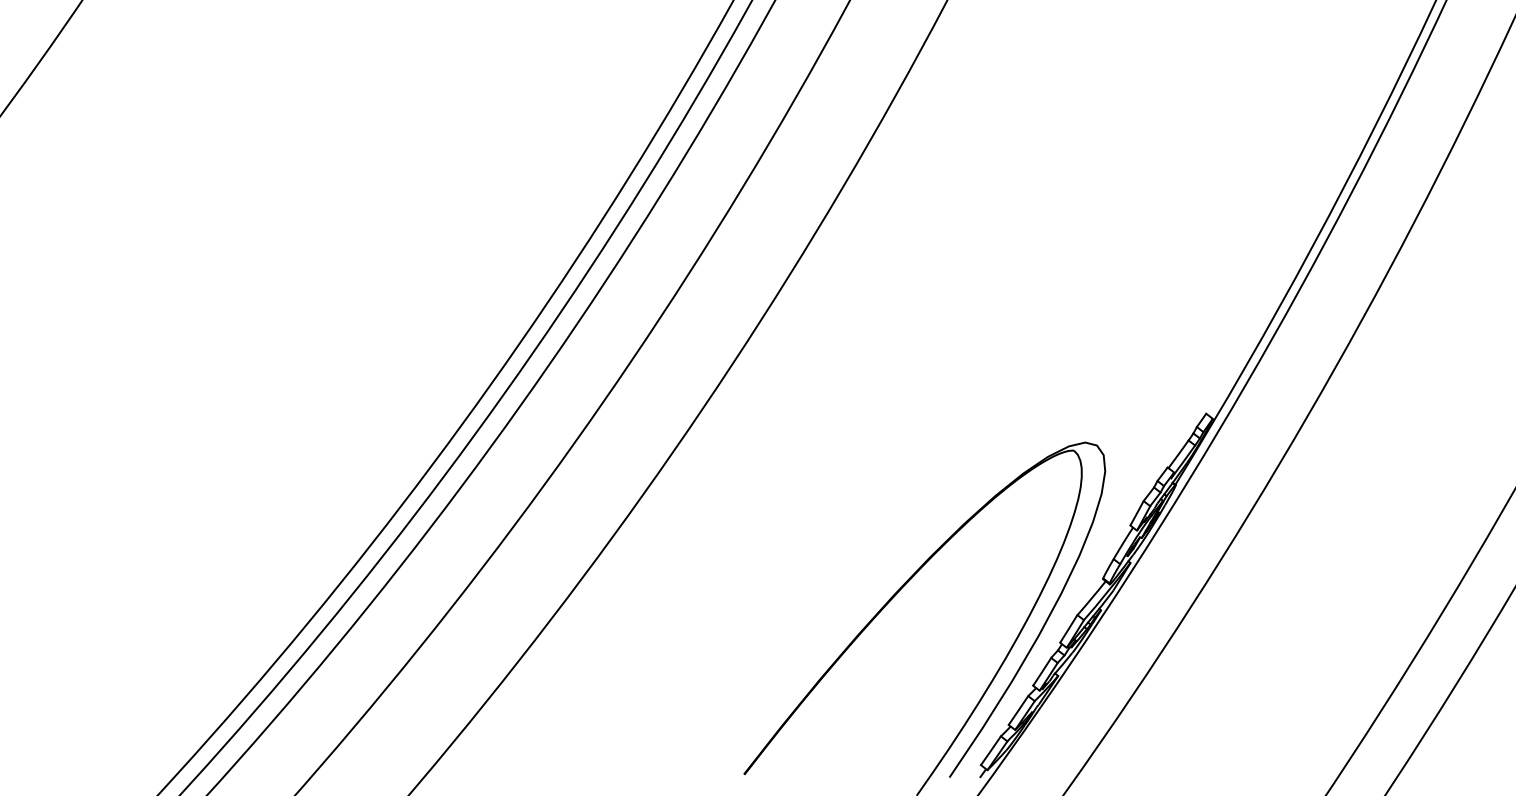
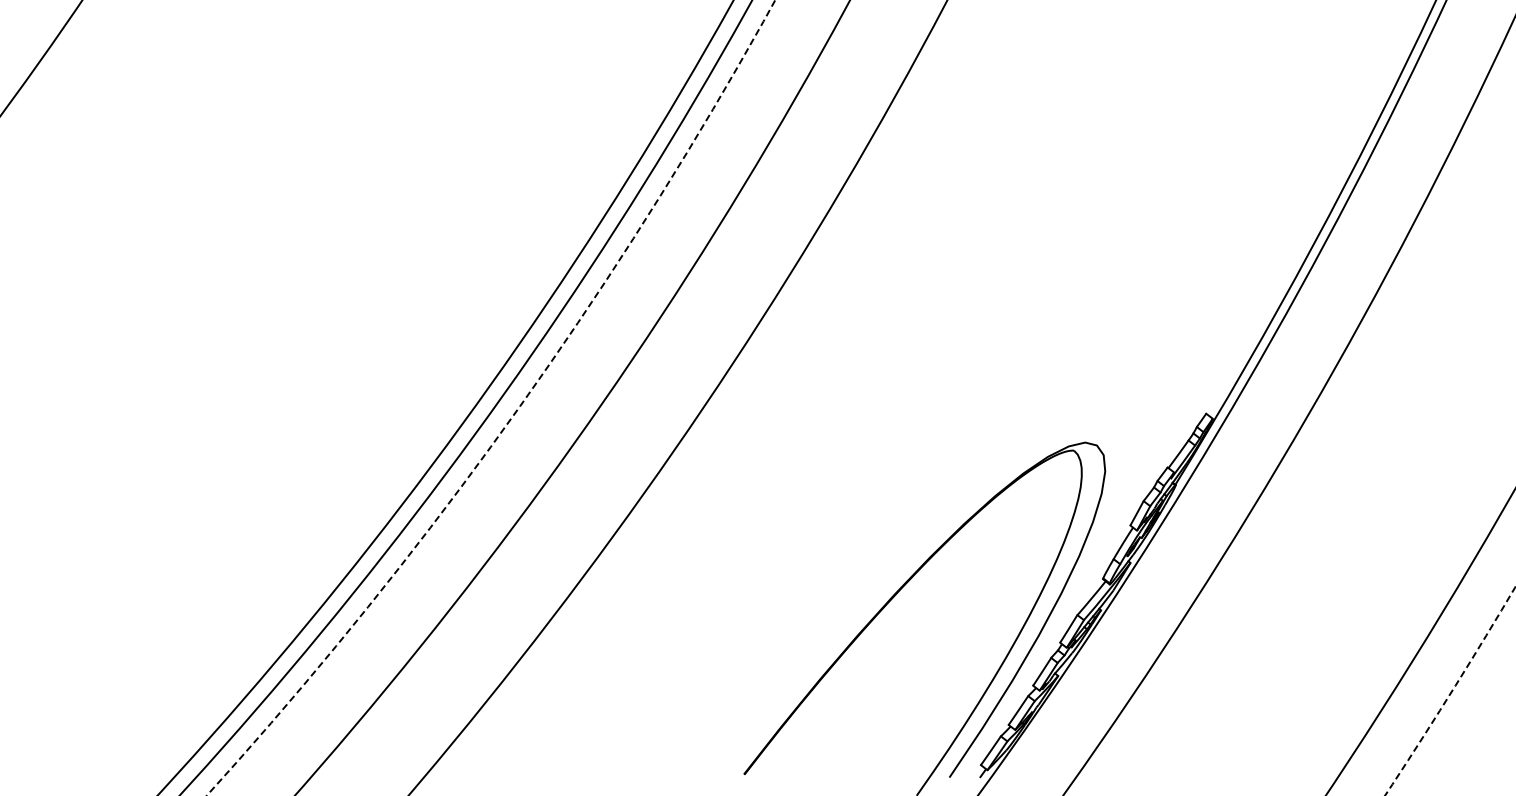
circle: solid -> dashed (490, 397)
arc: solid -> dashed (1451, 691)
